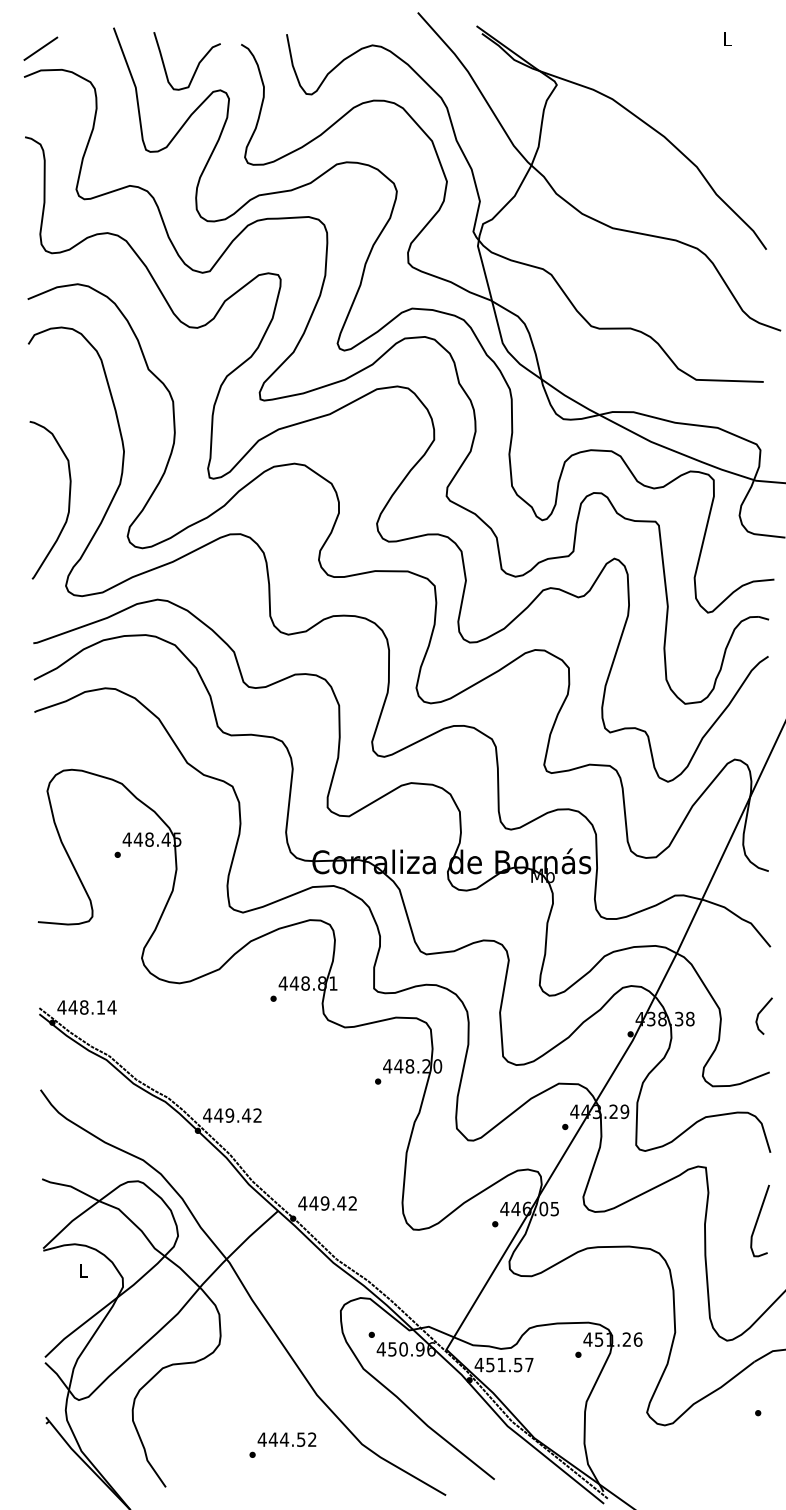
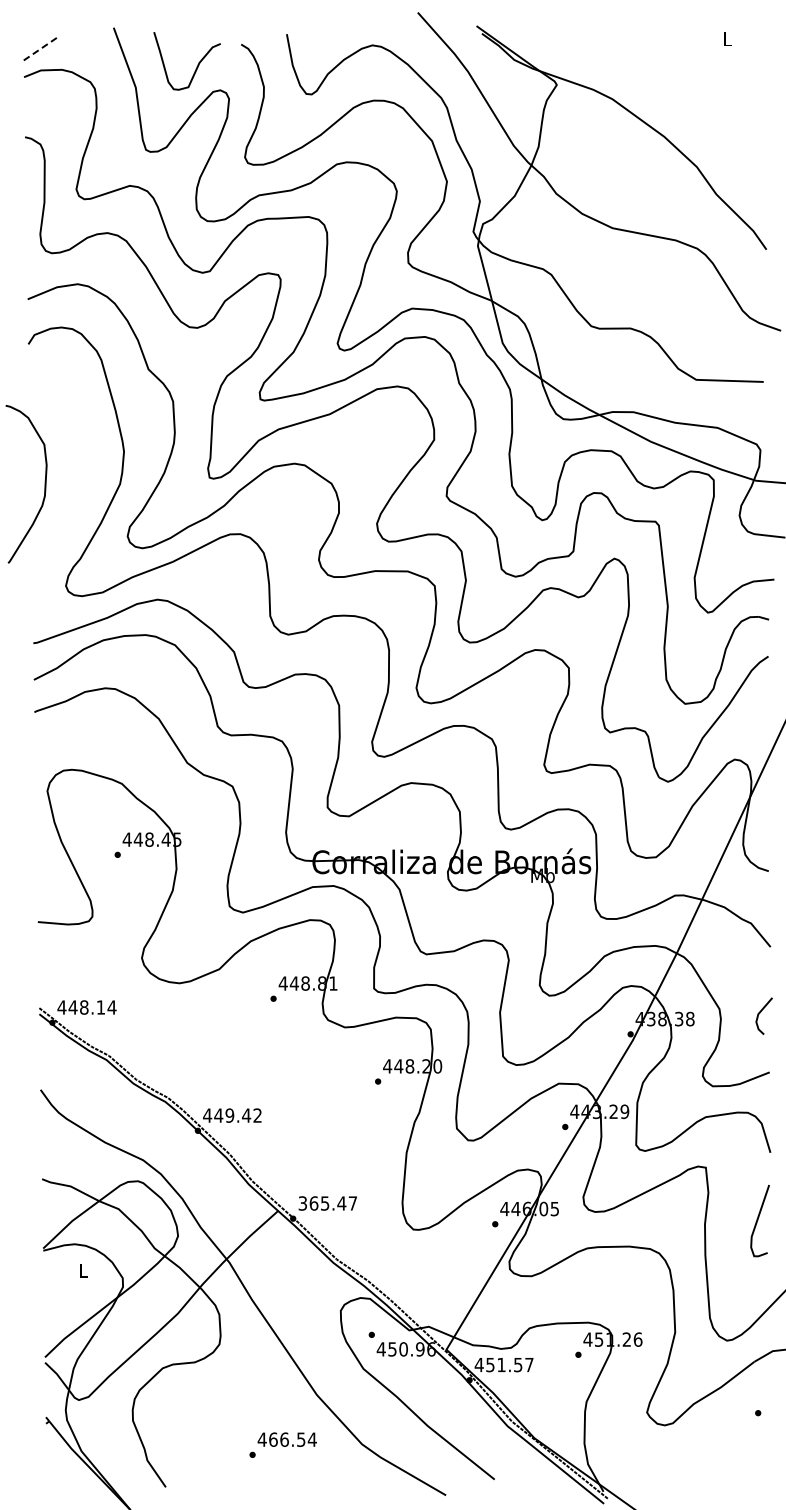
line: solid -> dashed (40, 48)
curve position: (68, 500) -> (44, 484) (44, 484)
text: 449.42 -> 365.47 (327, 1203)
text: 444.52 -> 466.54 (292, 1439)
